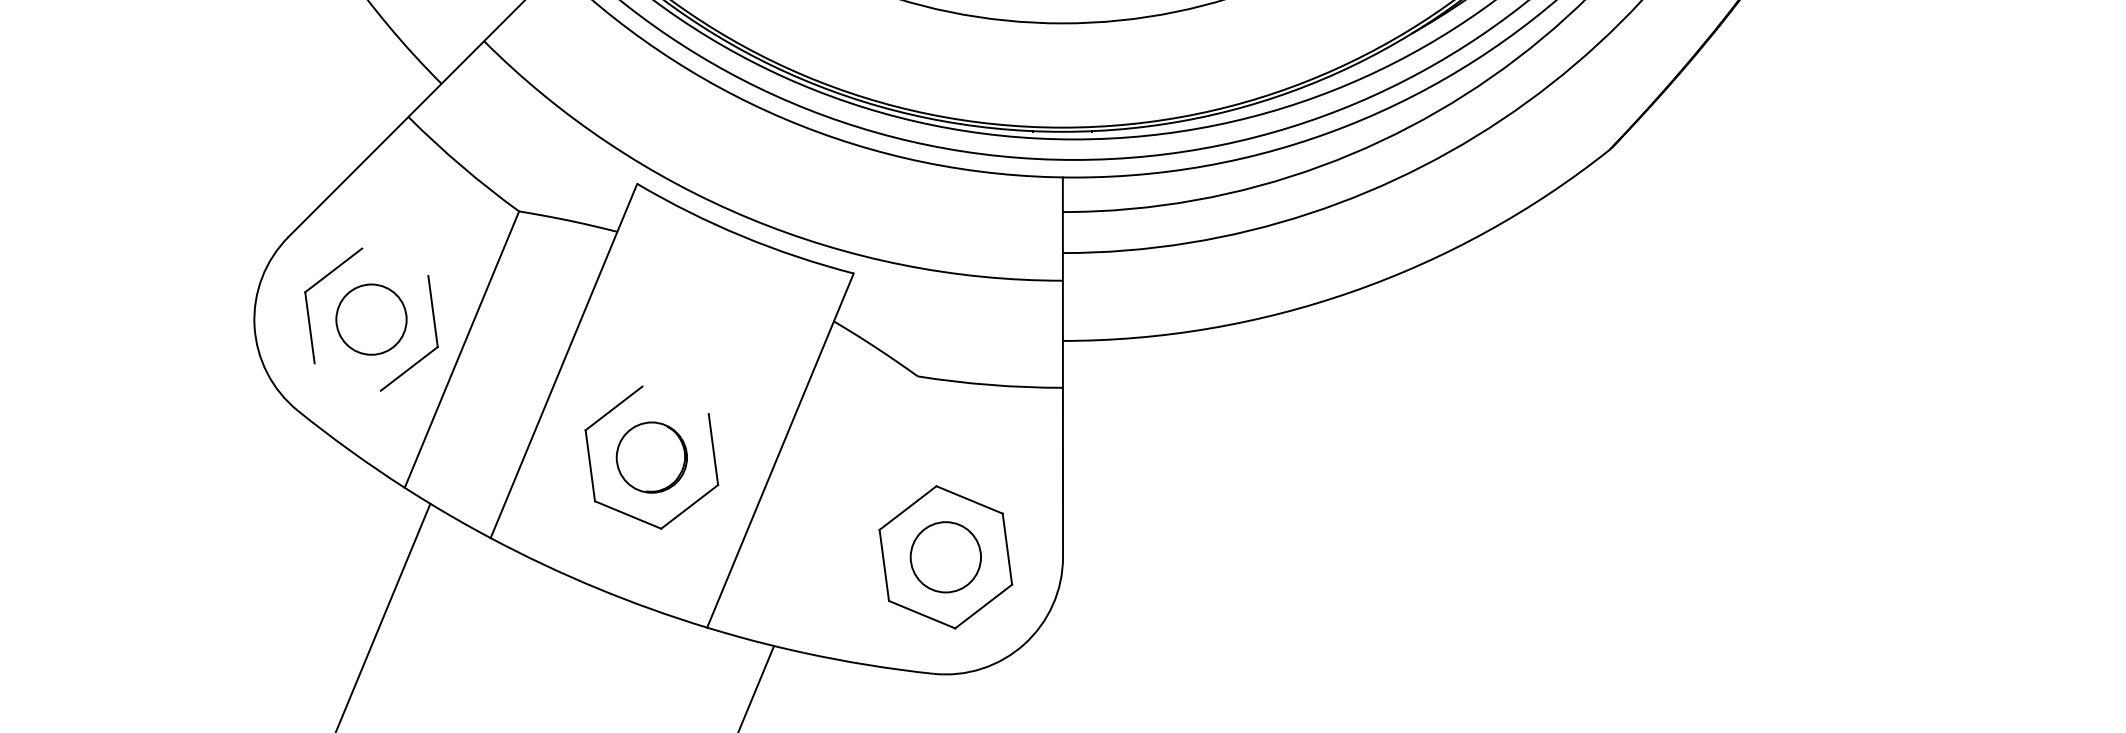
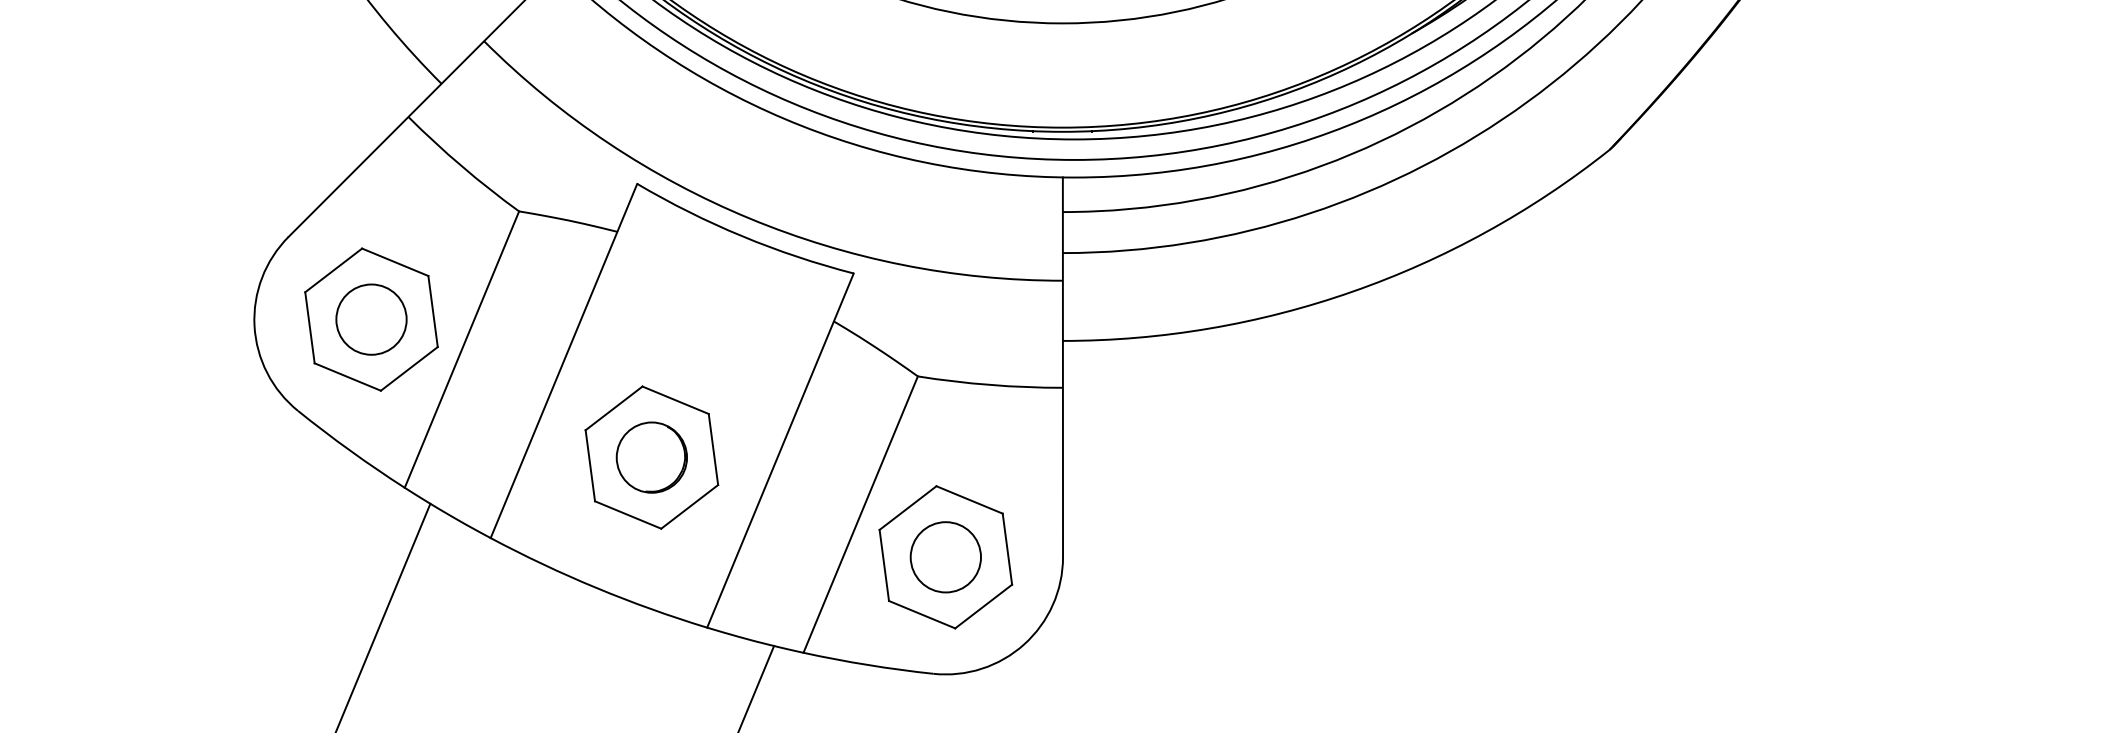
line: none -> present (395, 261)
line: none -> present (347, 376)
line: none -> present (675, 399)
line: none -> present (860, 514)
